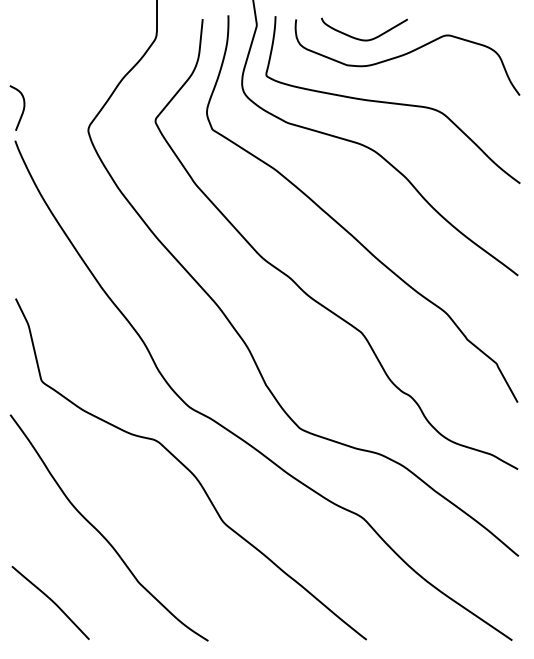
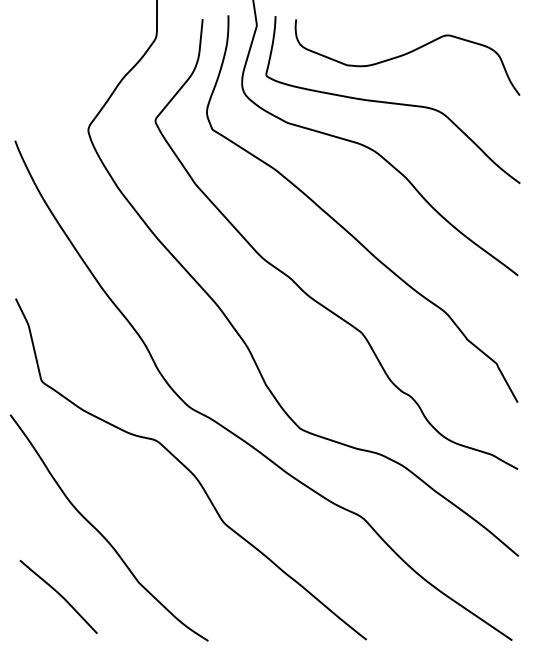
curve: present -> none (360, 38)
curve: present -> none (22, 110)
curve position: (51, 601) -> (59, 595) (59, 595)
